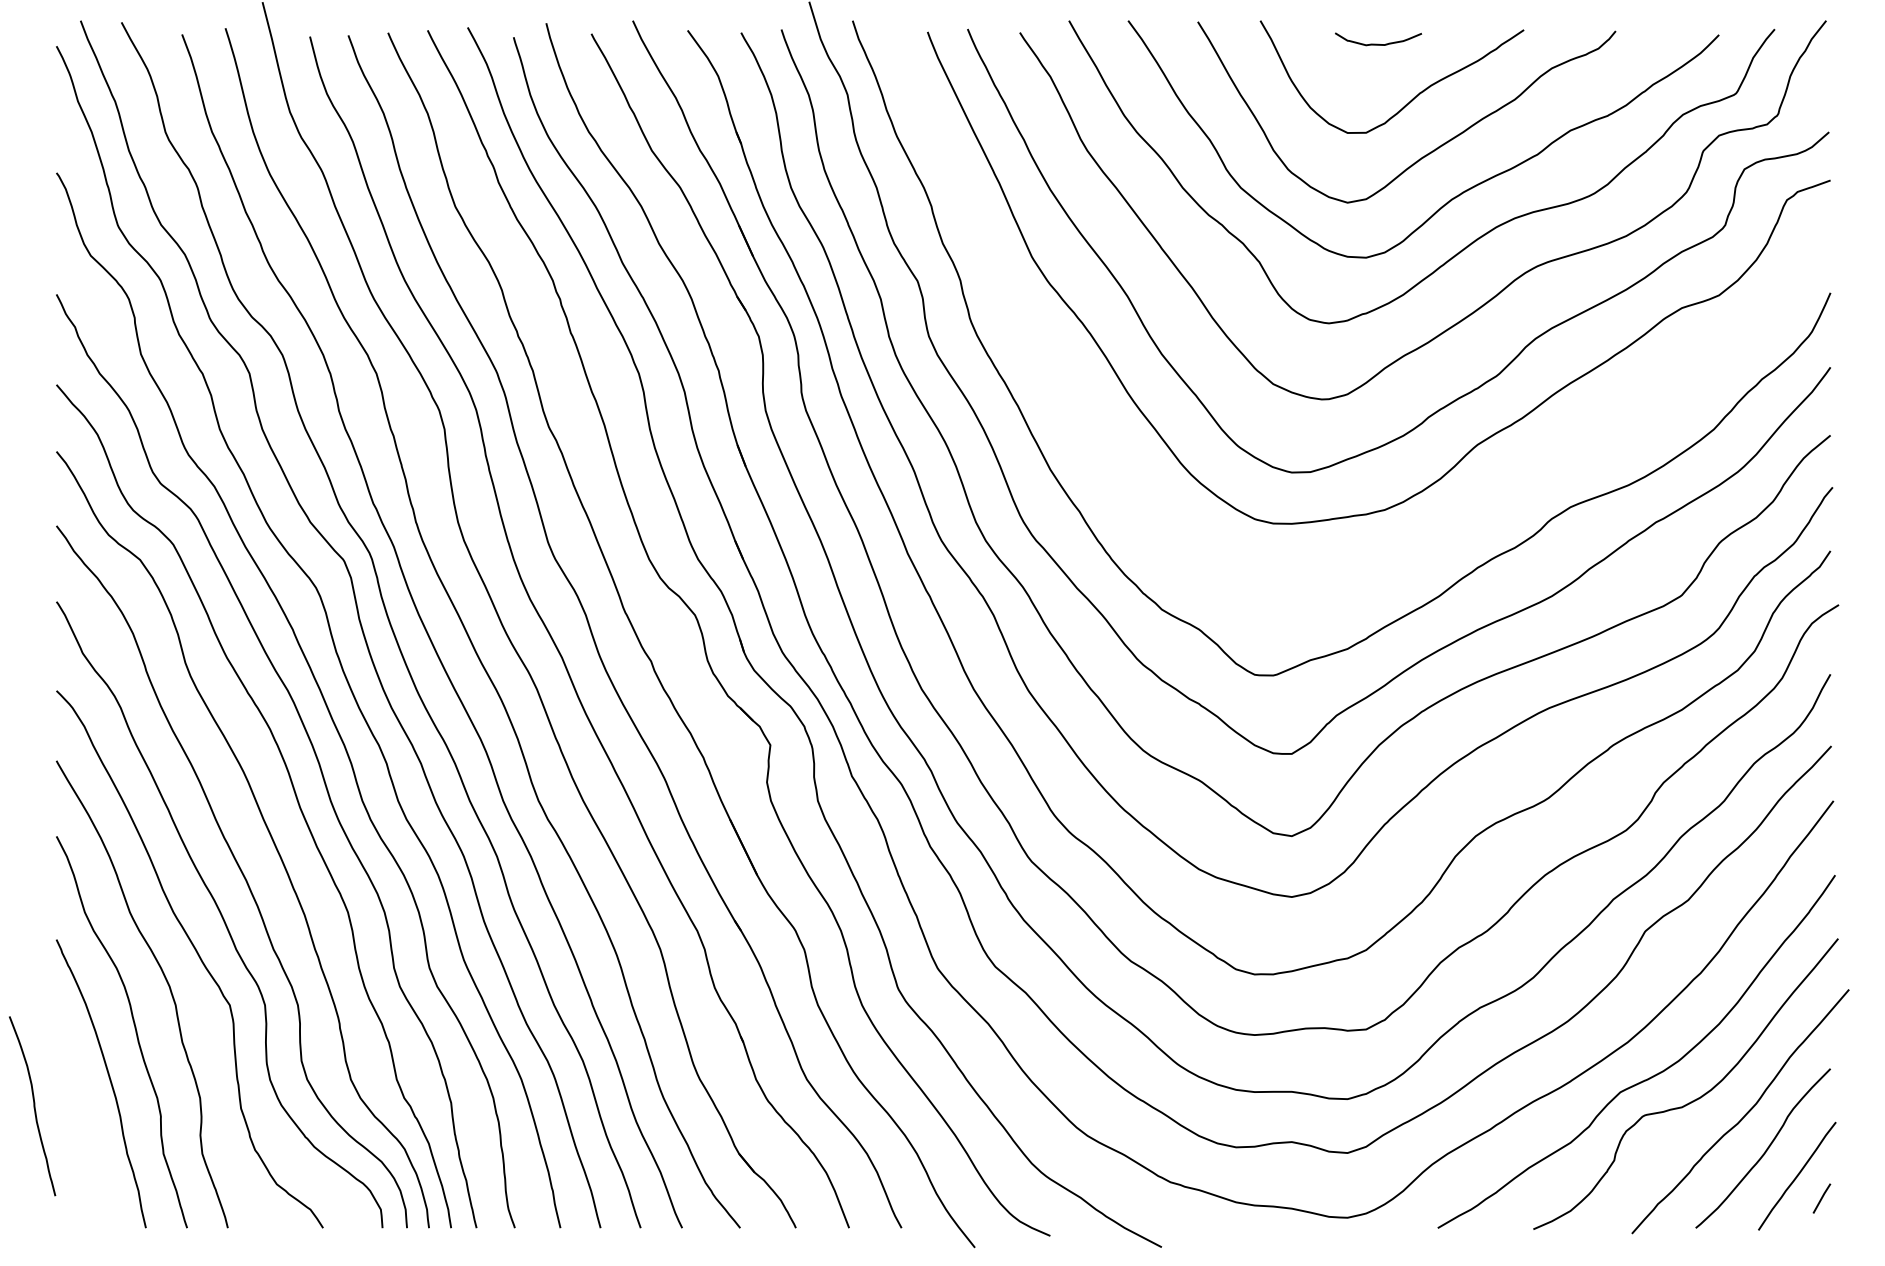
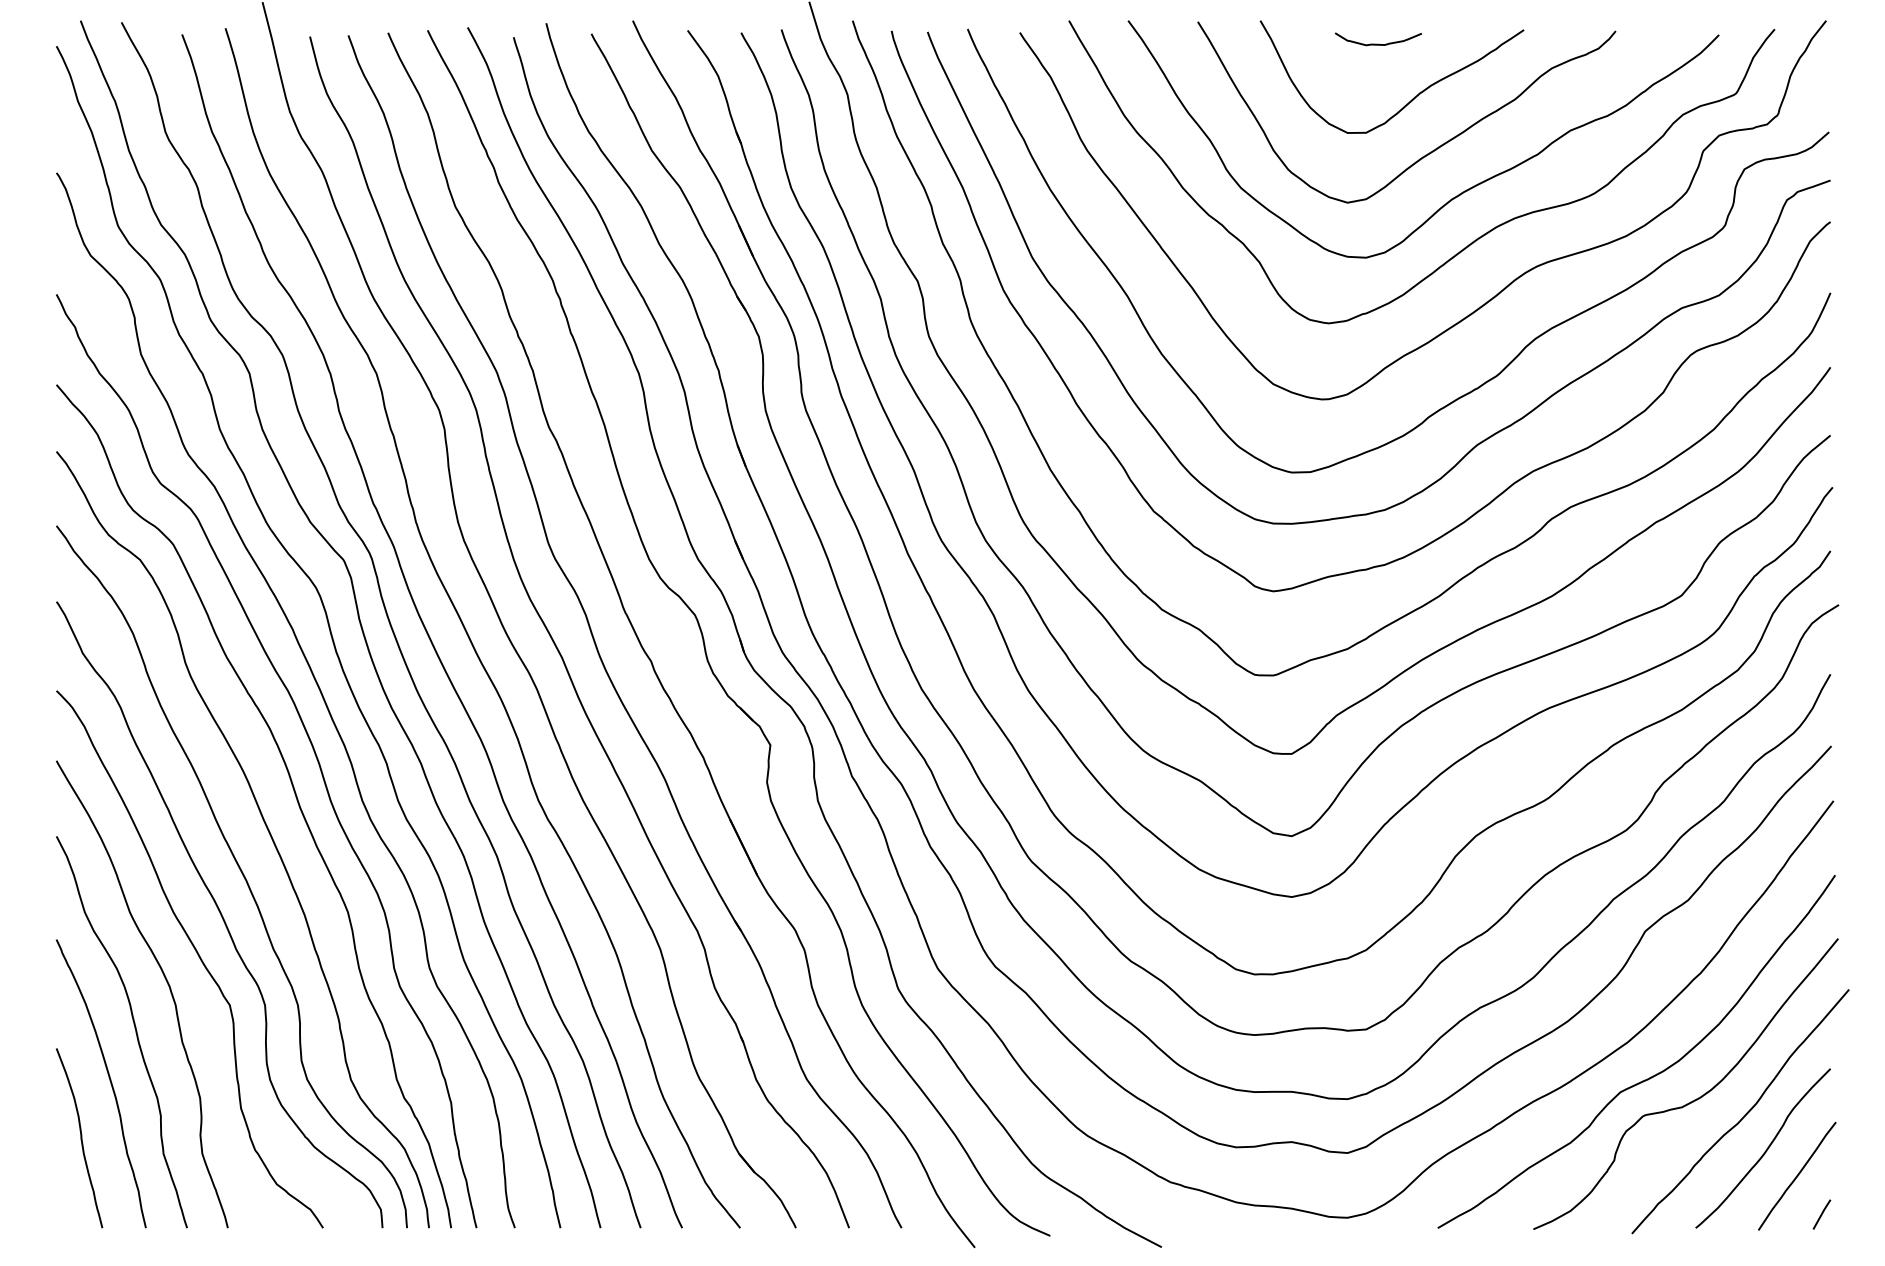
curve: none -> present (1509, 485)
curve position: (33, 1106) -> (80, 1138) (80, 1138)
line position: (1821, 1198) -> (1821, 1214) (1821, 1214)
